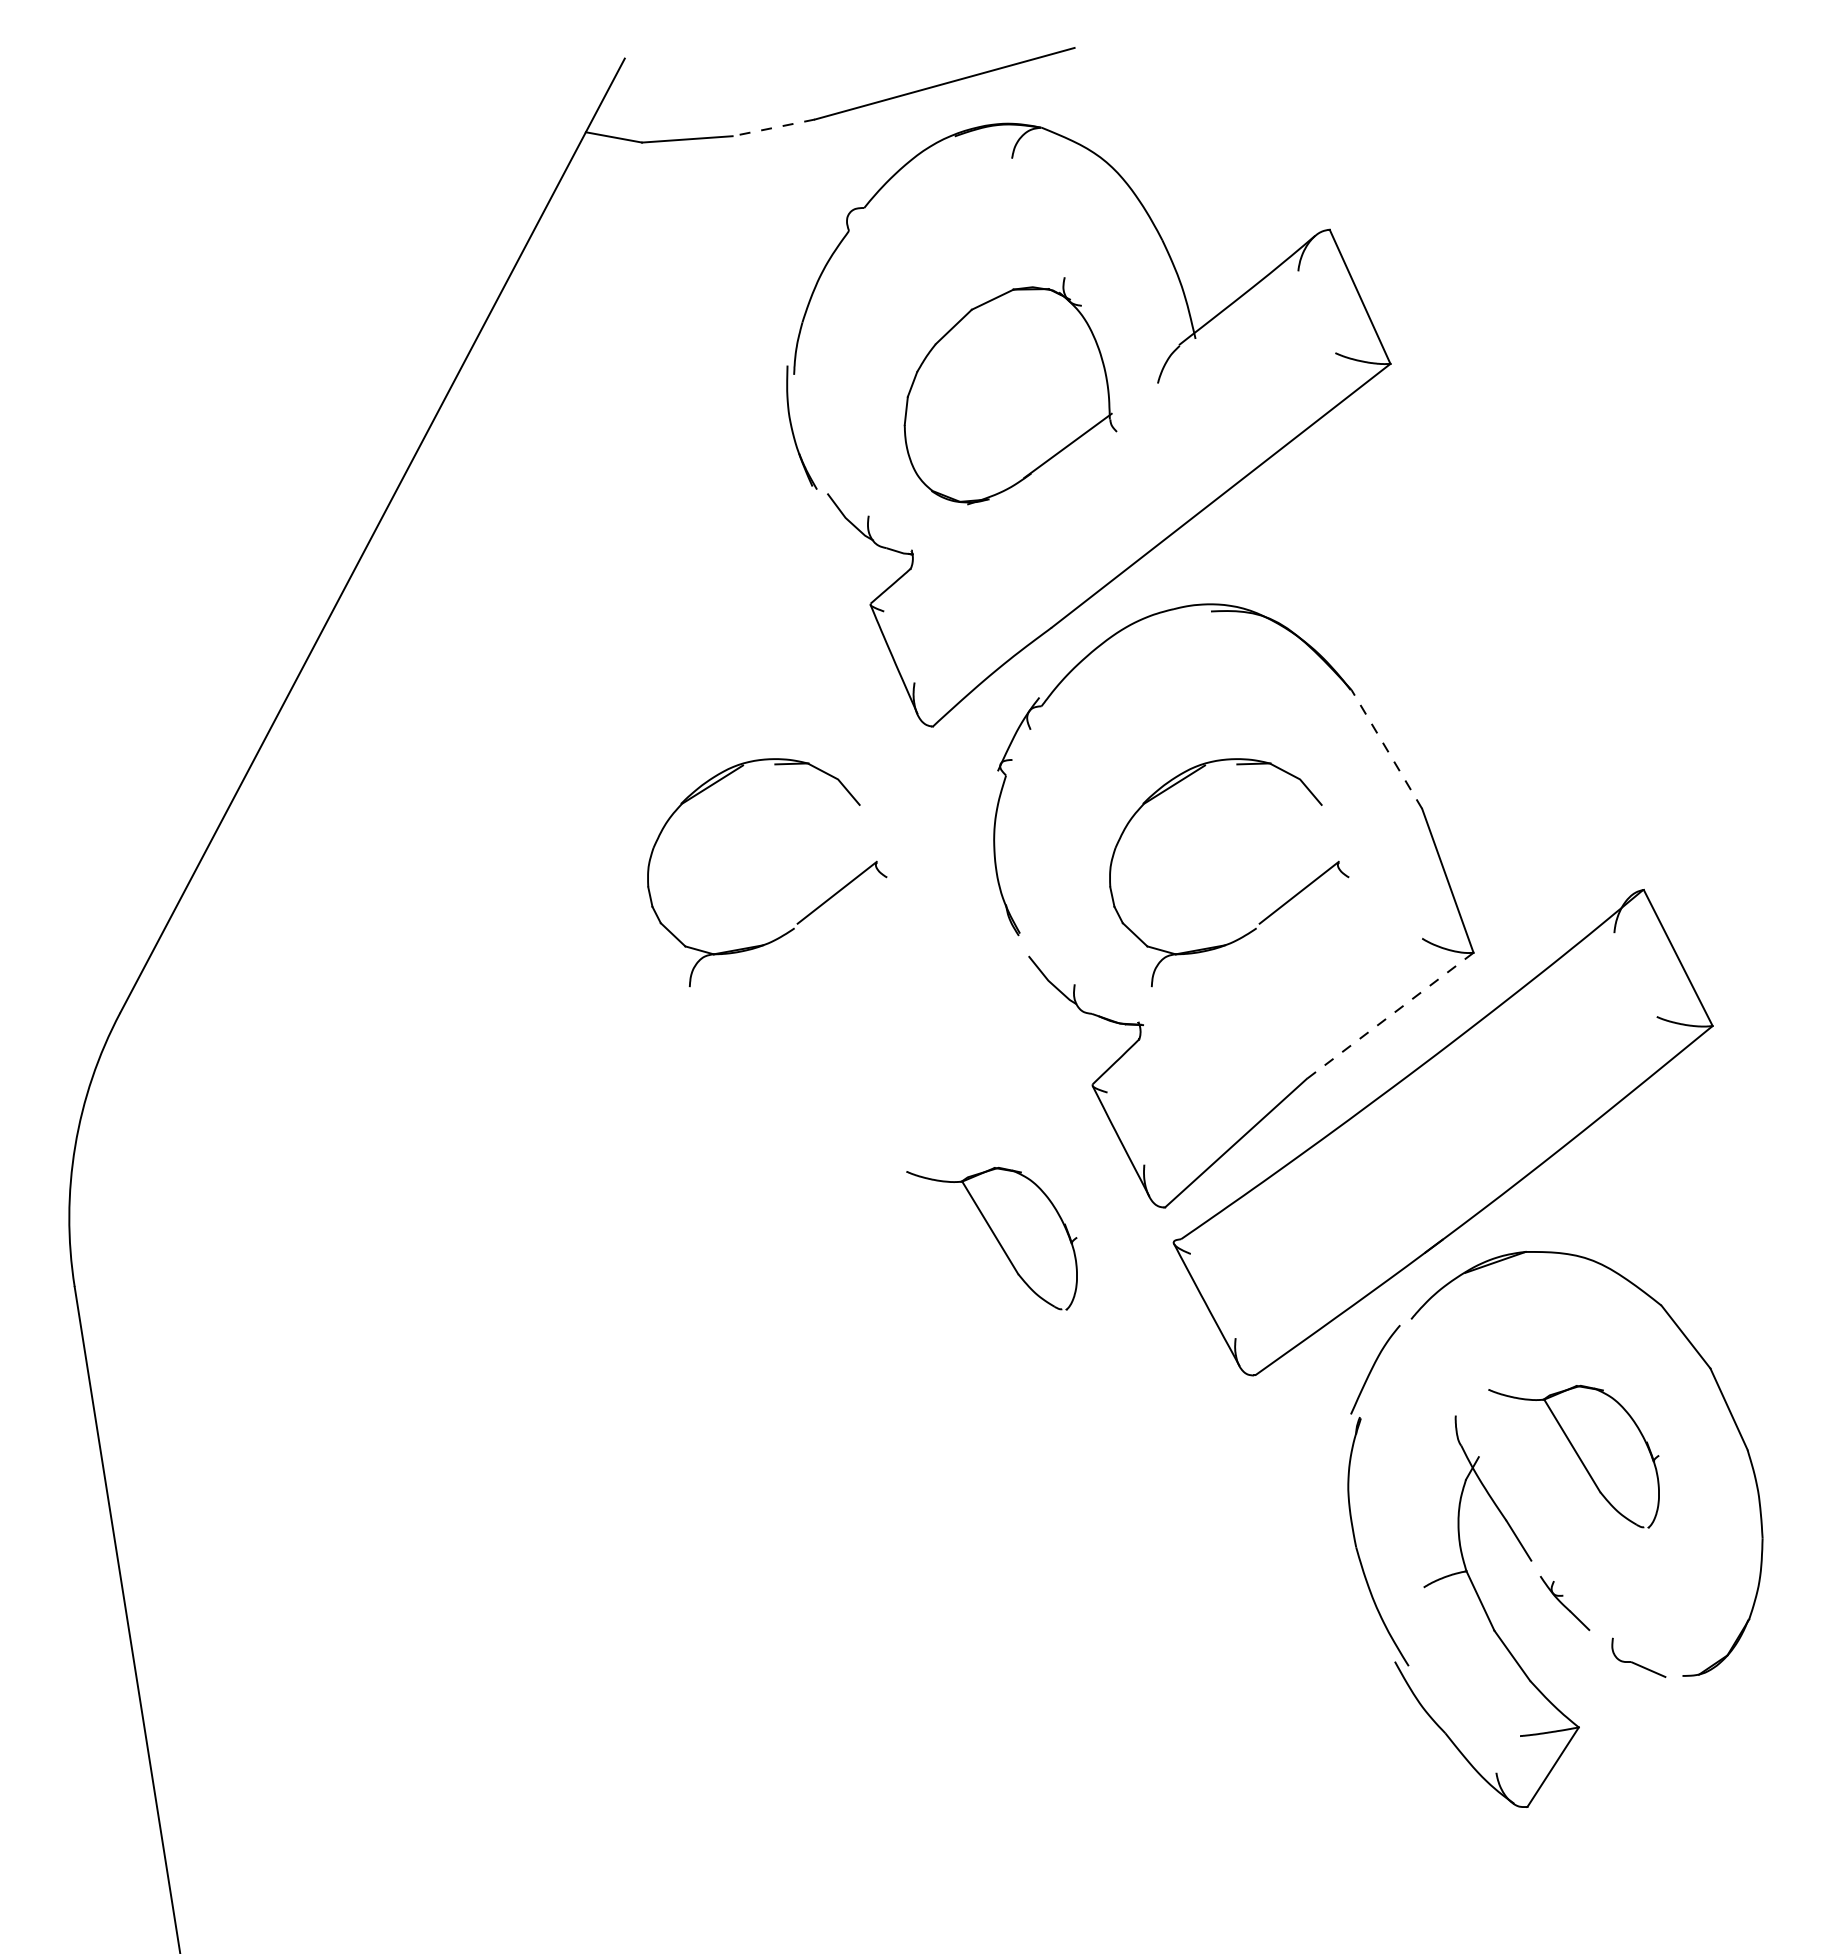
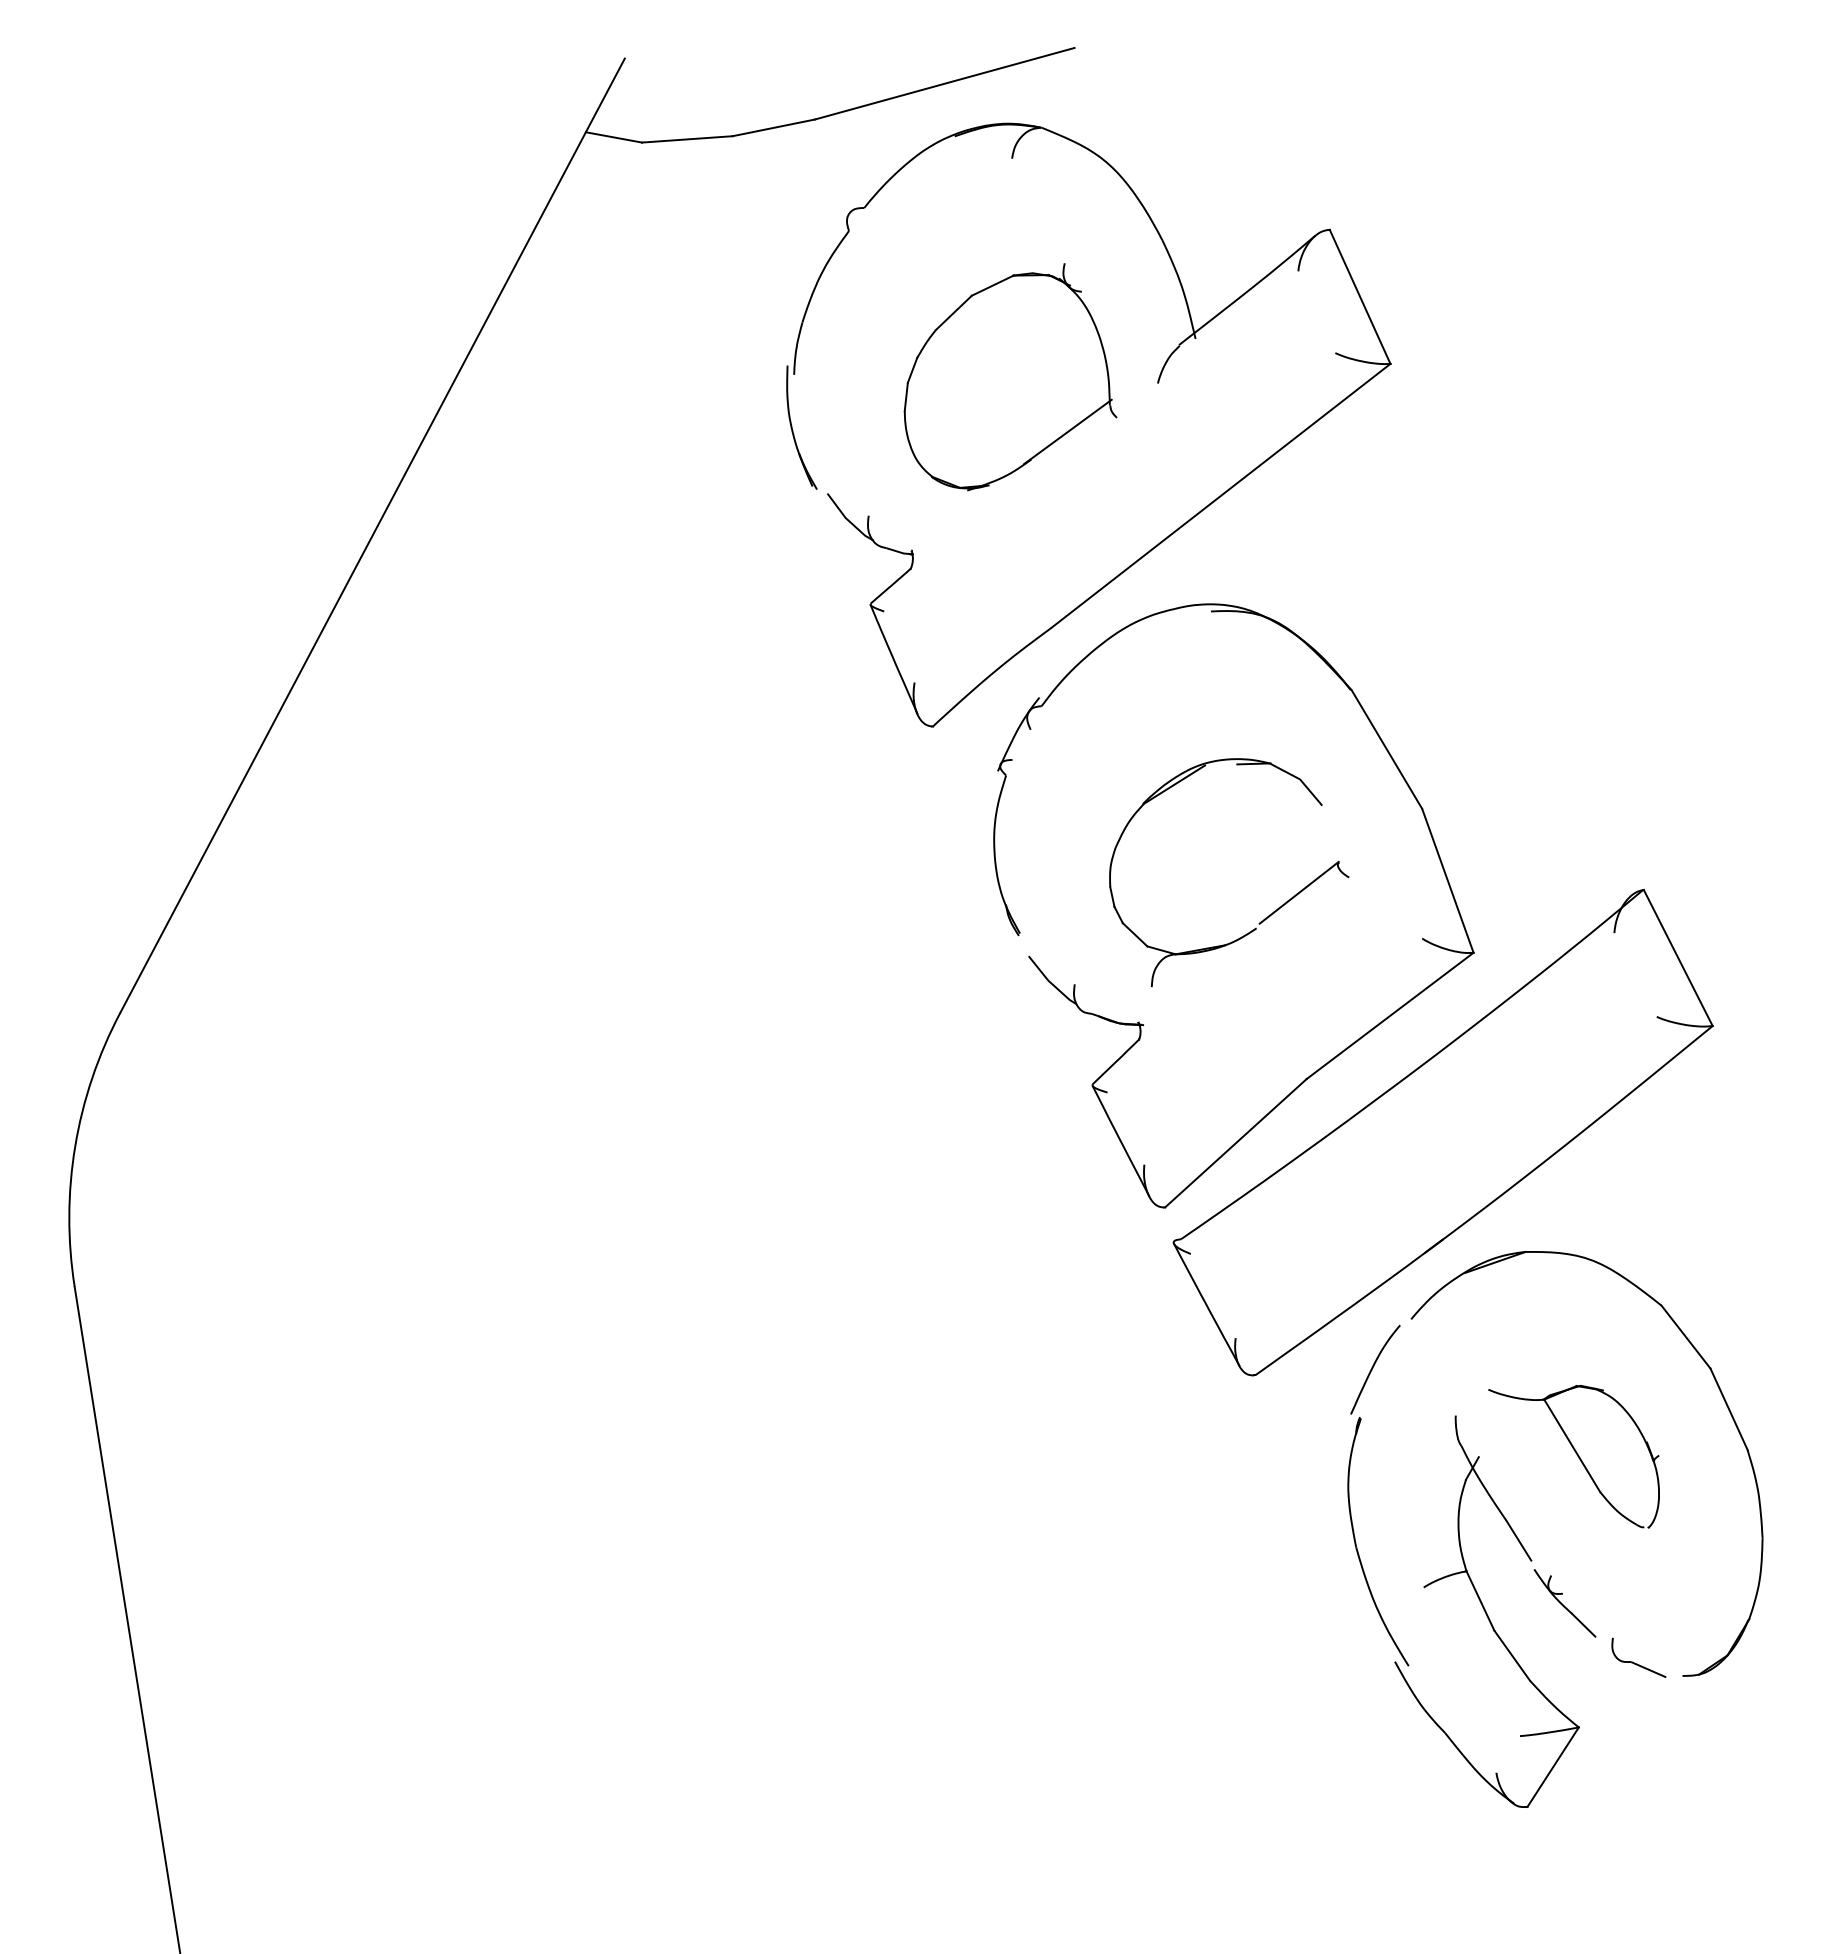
line: dashed -> solid (773, 127)
part position: (1010, 391) -> (1010, 377) (1010, 377)
line: dashed -> solid (1386, 749)
part: present -> none (803, 917)
line: dashed -> solid (1390, 1015)
part: present -> none (991, 1238)
part size: 52x56 px -> 64x69 px (1564, 1603)
